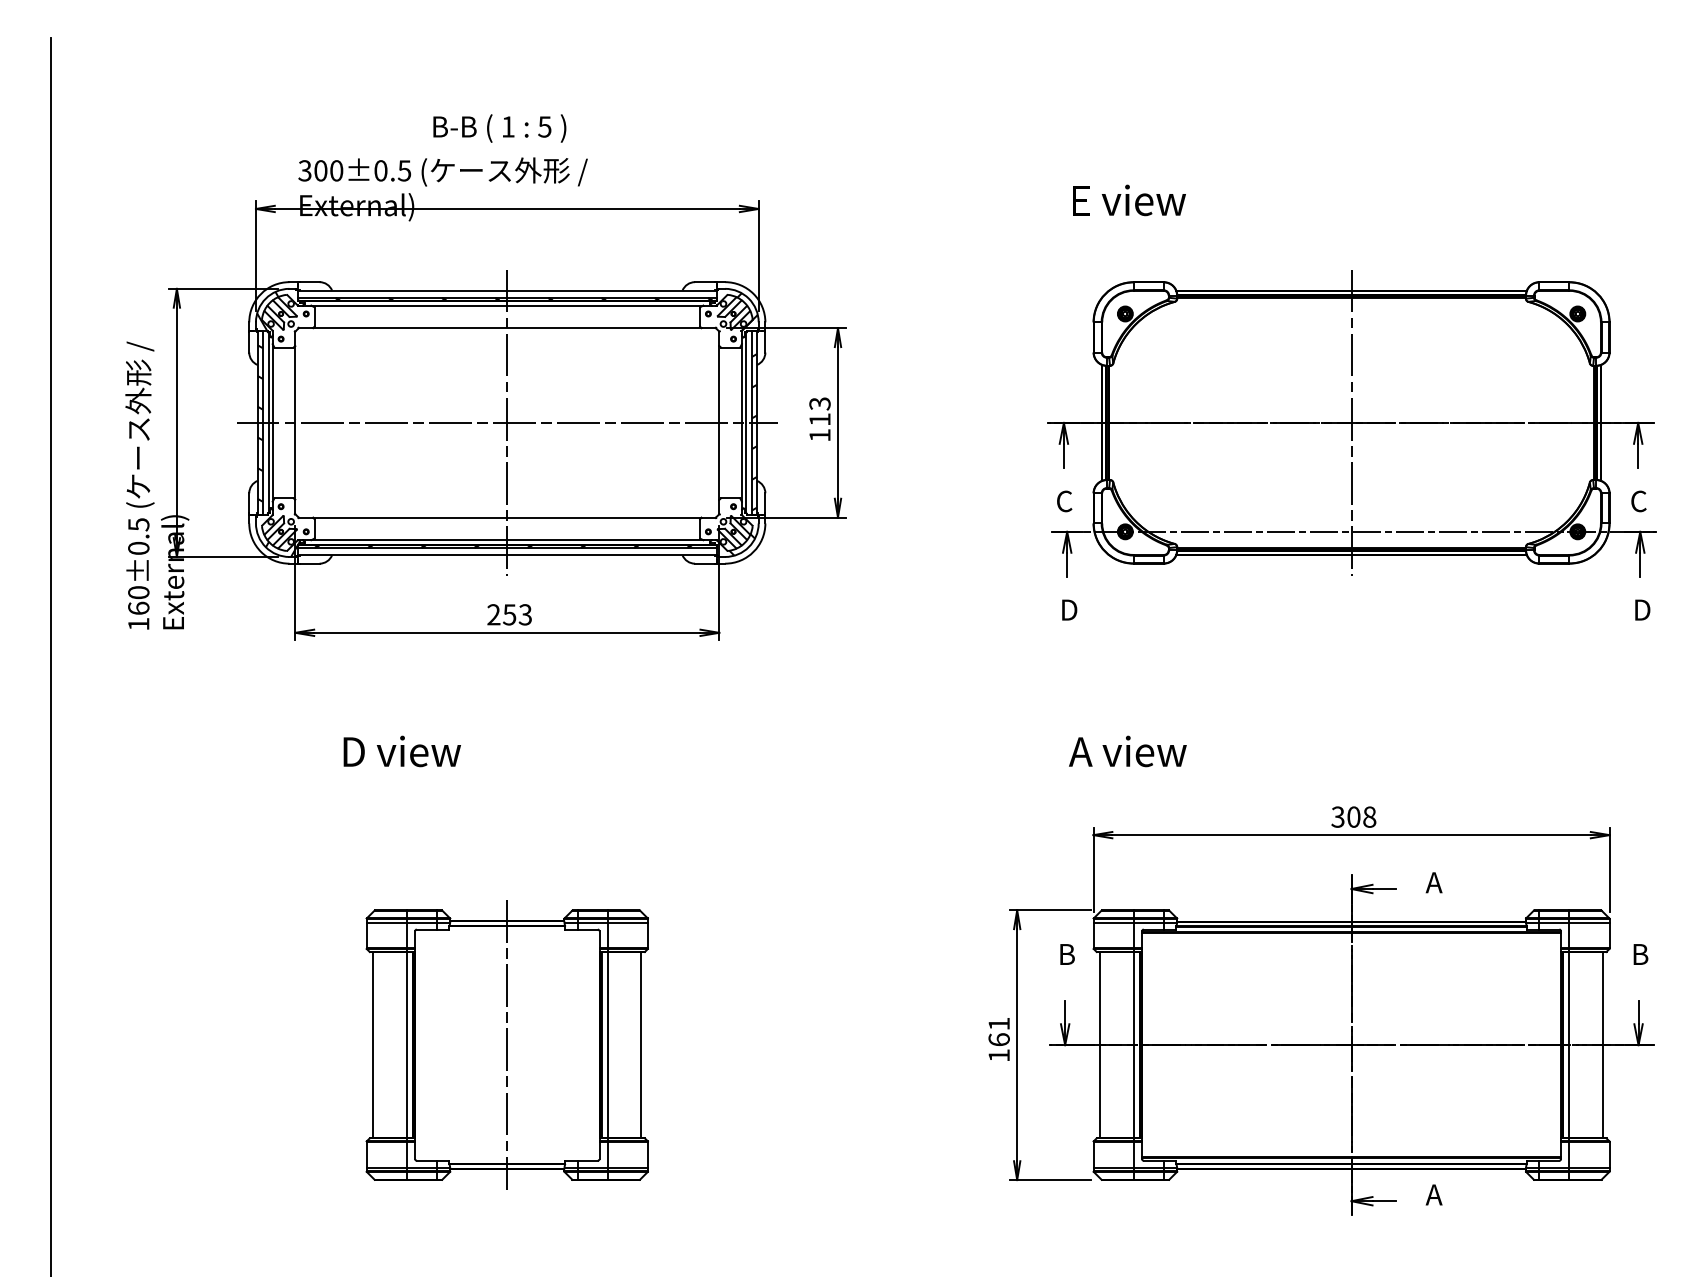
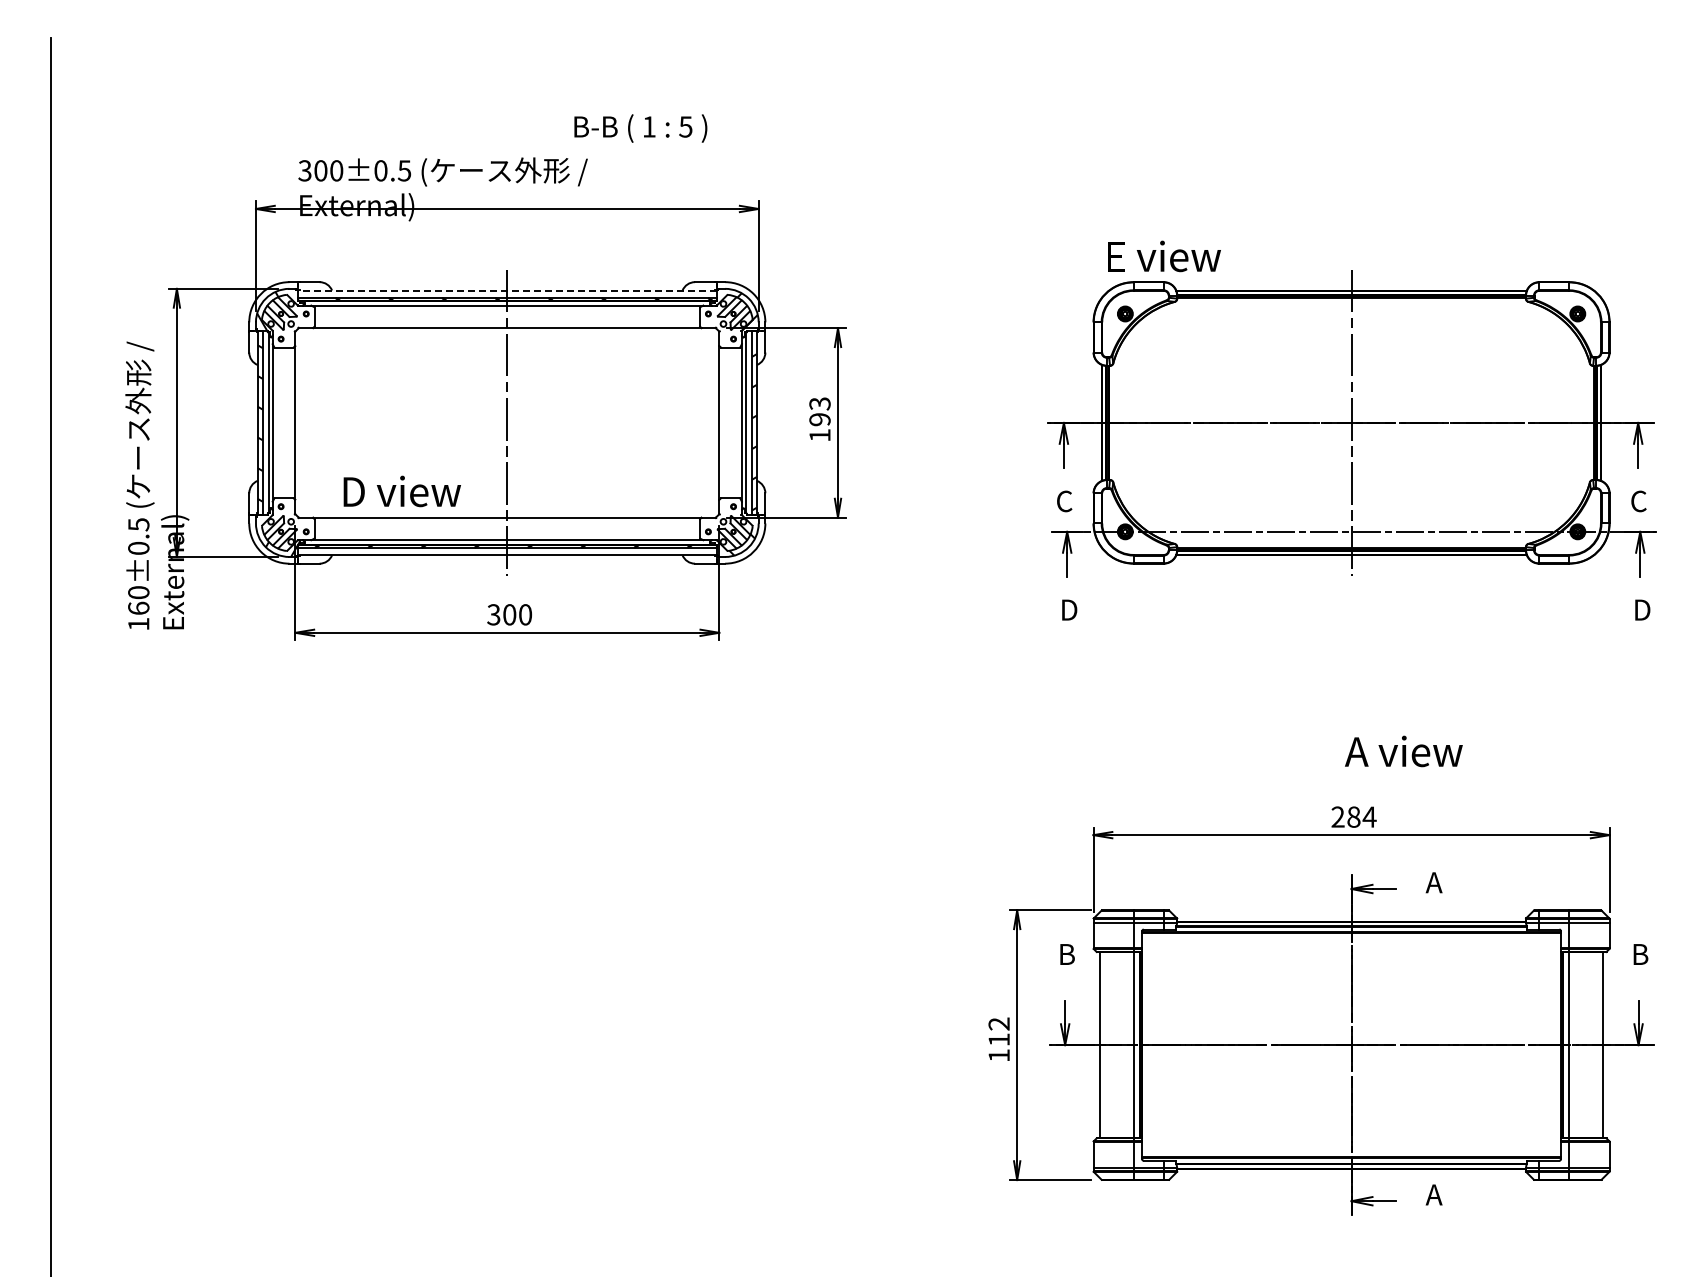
text position: (499, 128) -> (640, 128) (640, 128)
text position: (1129, 200) -> (1164, 256) (1164, 256)
line: solid -> dashed (506, 290)
text: 113 -> 193 (819, 419)
line: present -> none (506, 422)
text: 253 -> 300 (509, 614)
text position: (401, 751) -> (401, 491) (401, 491)
text position: (1127, 751) -> (1403, 751) (1403, 751)
text: 308 -> 284 (1353, 816)
text: 161 -> 112 (998, 1031)
part: present -> none (506, 1044)
